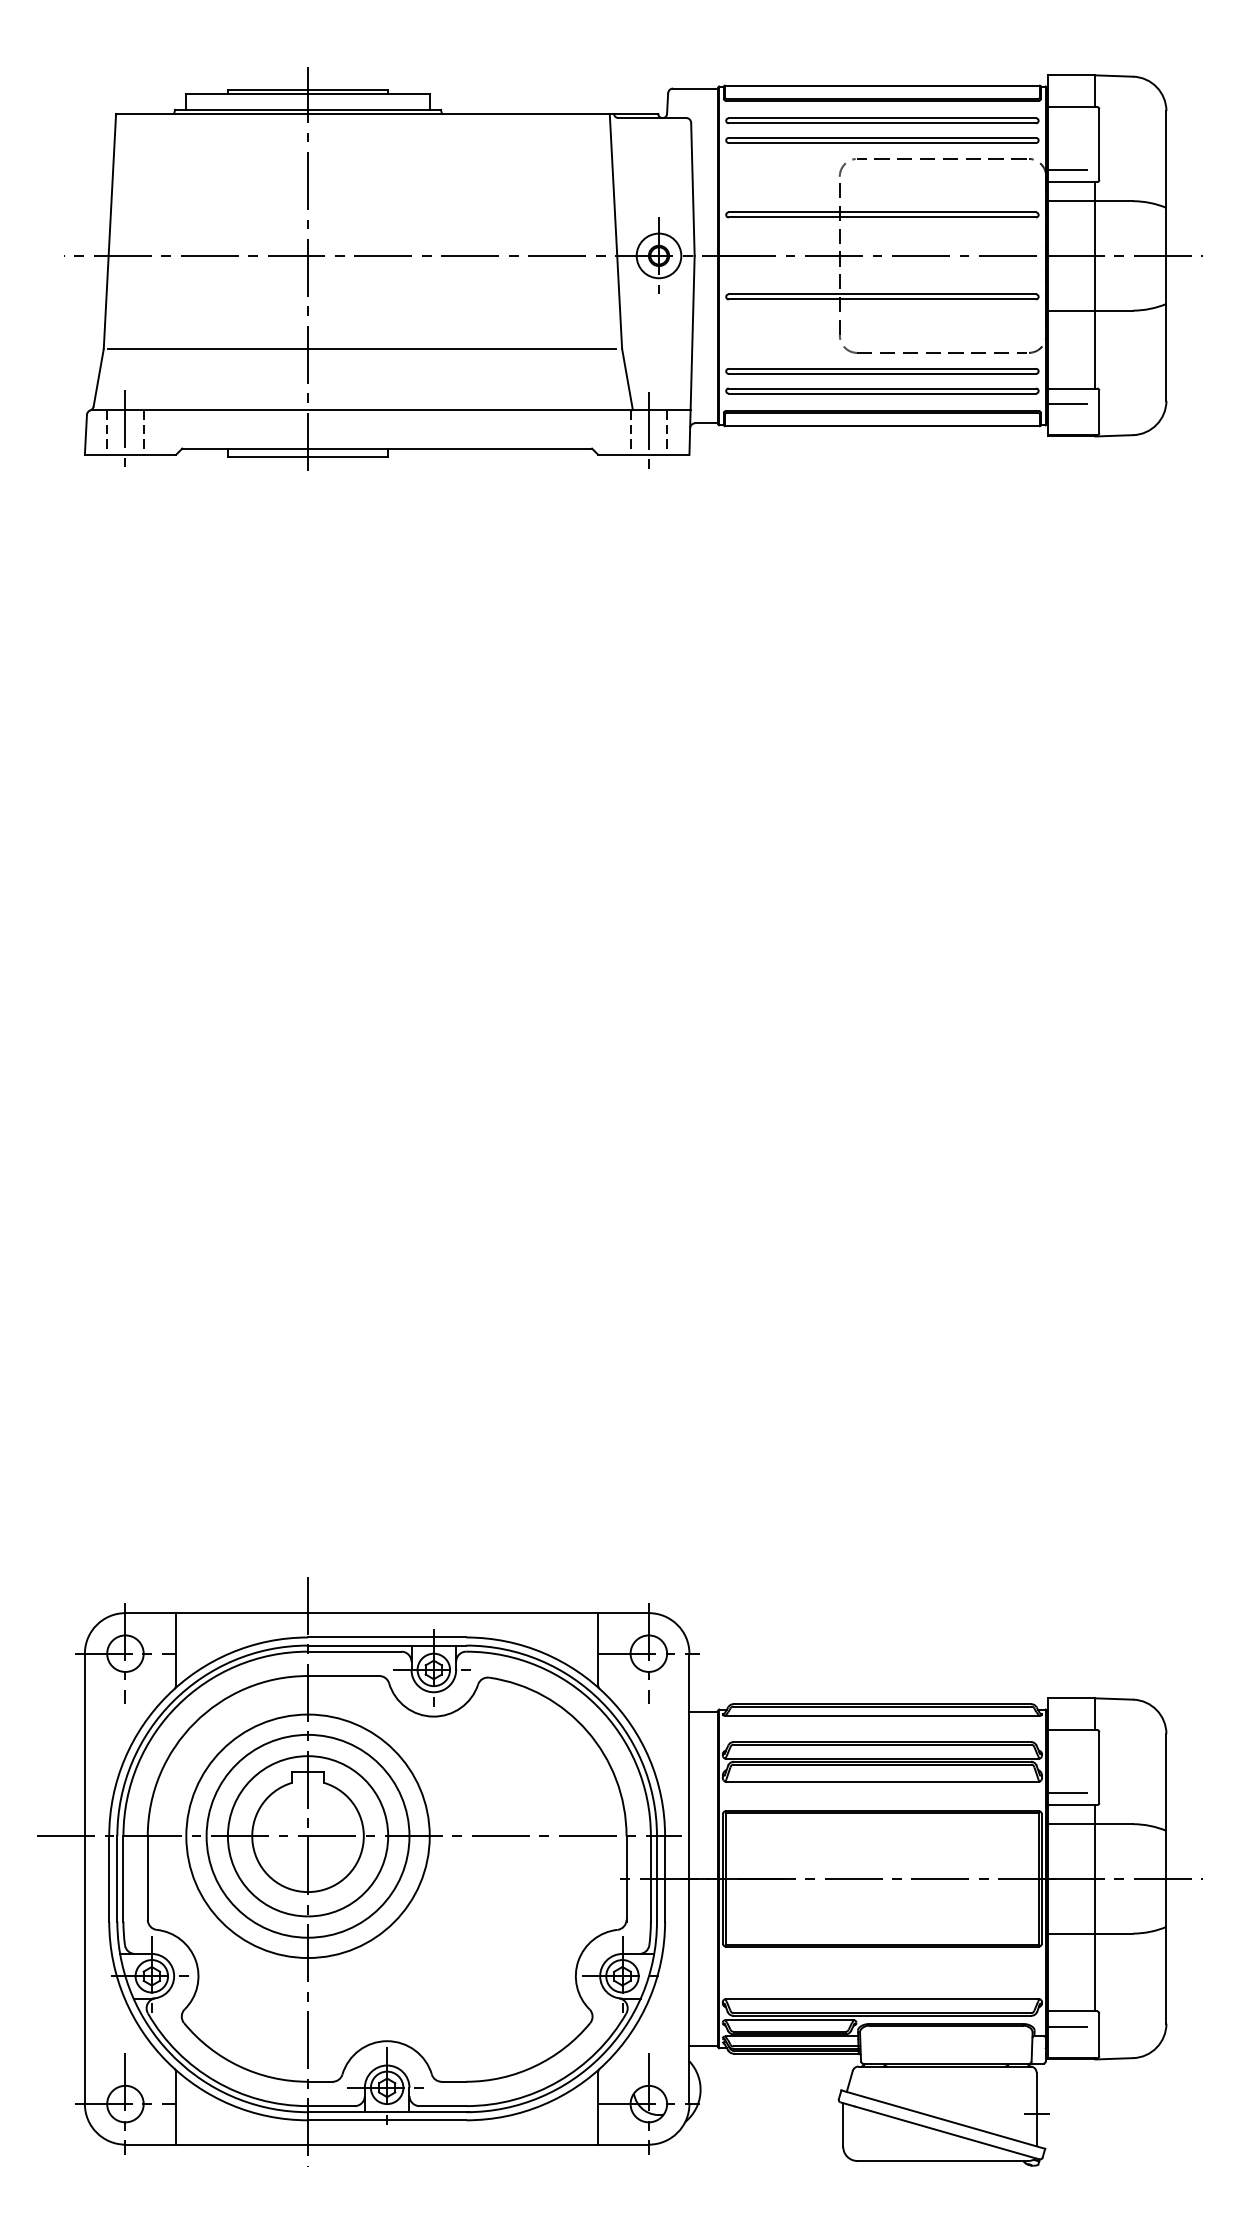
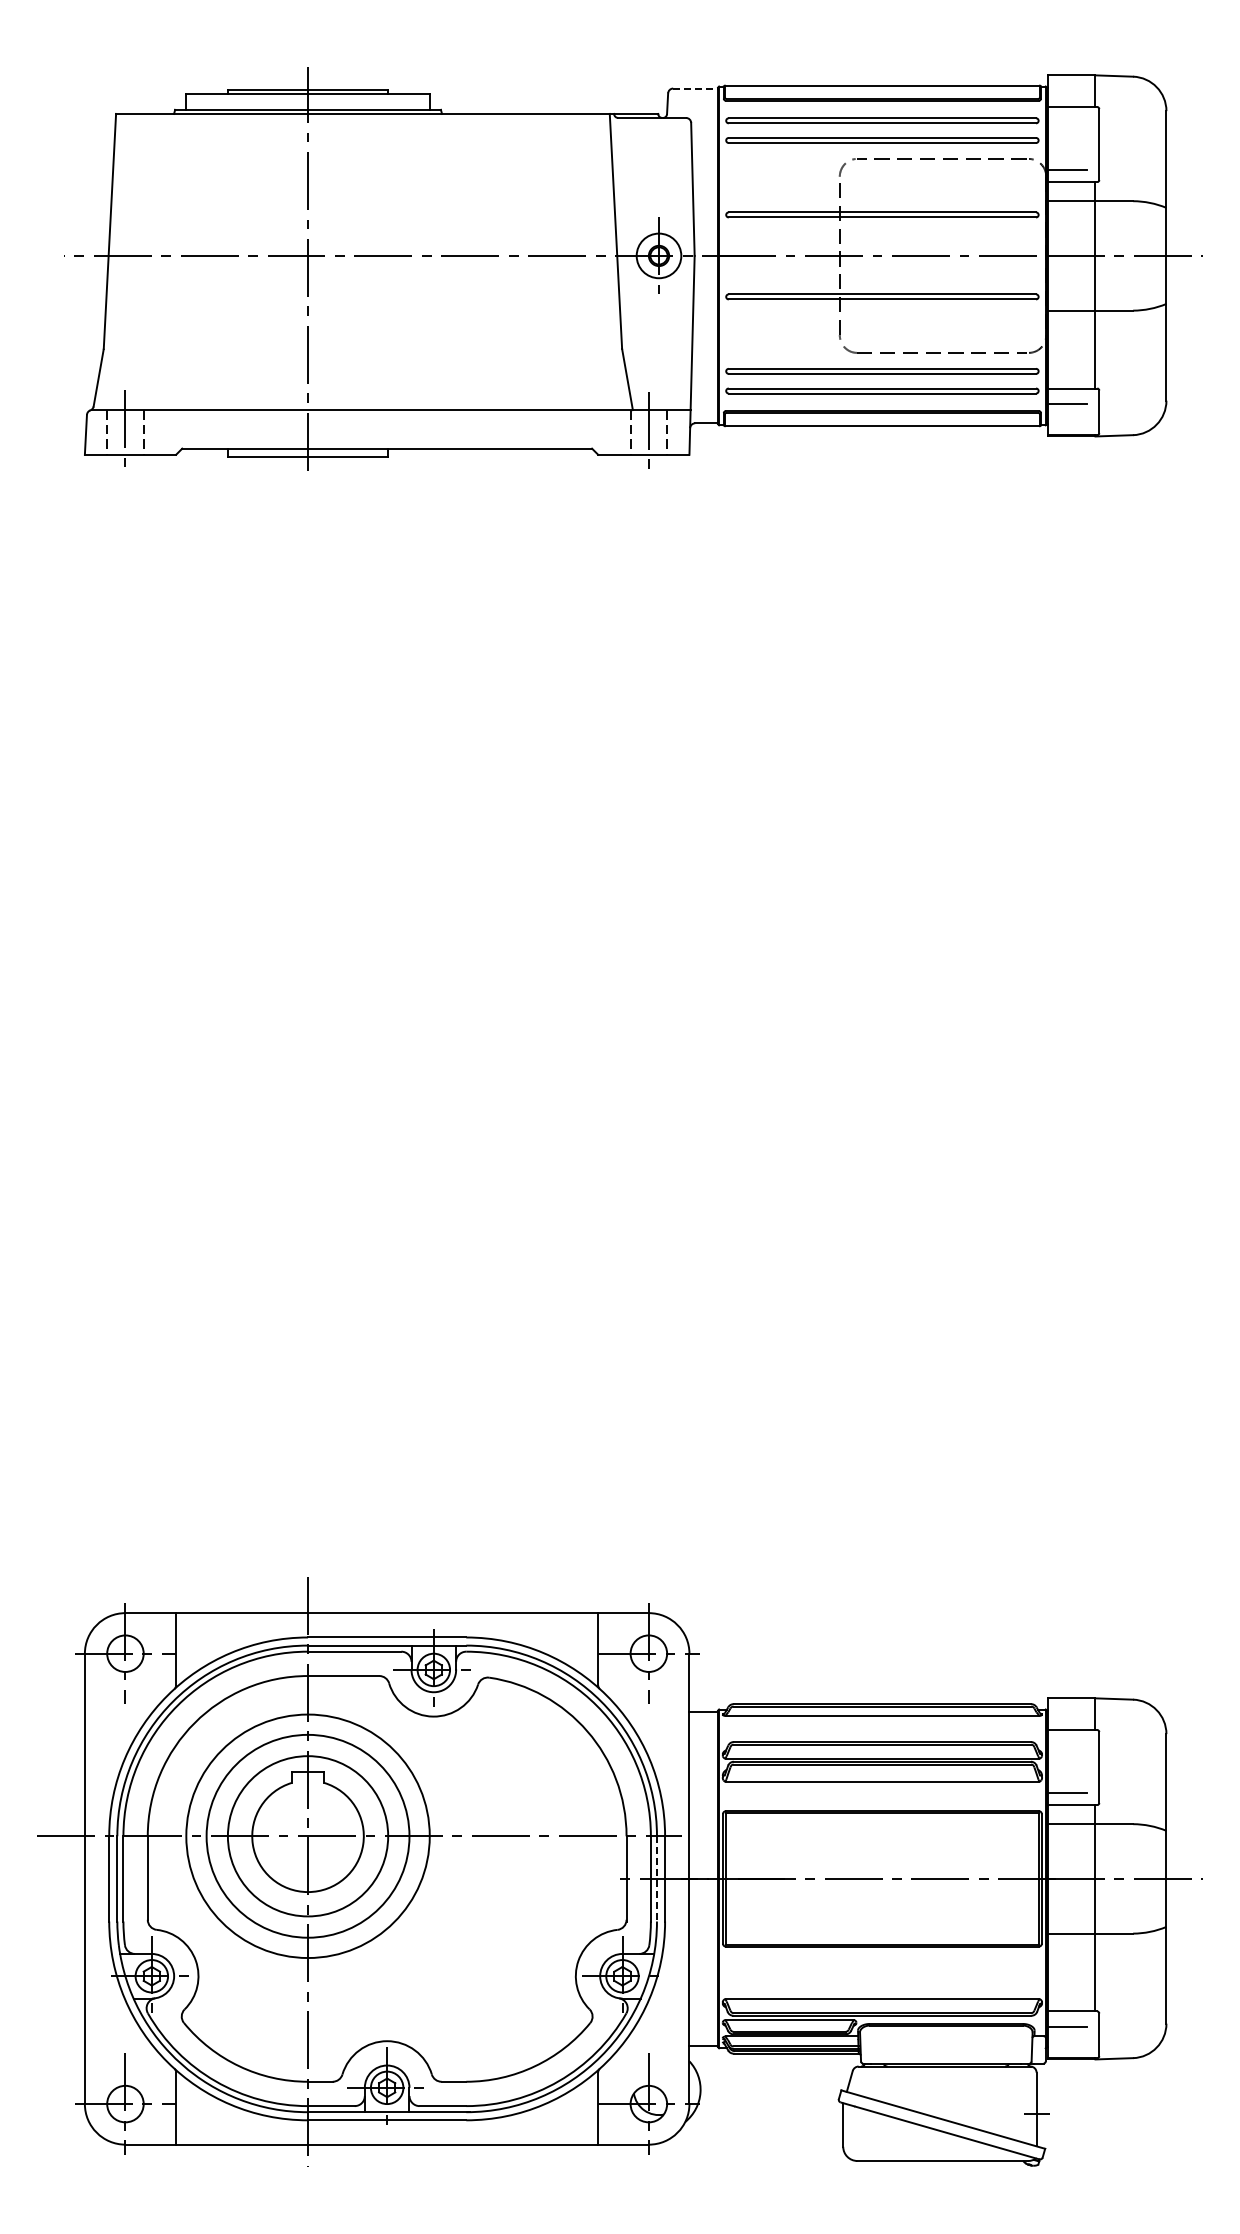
line: solid -> dashed (695, 88)
line: present -> none (361, 348)
line: solid -> dashed (656, 1878)
